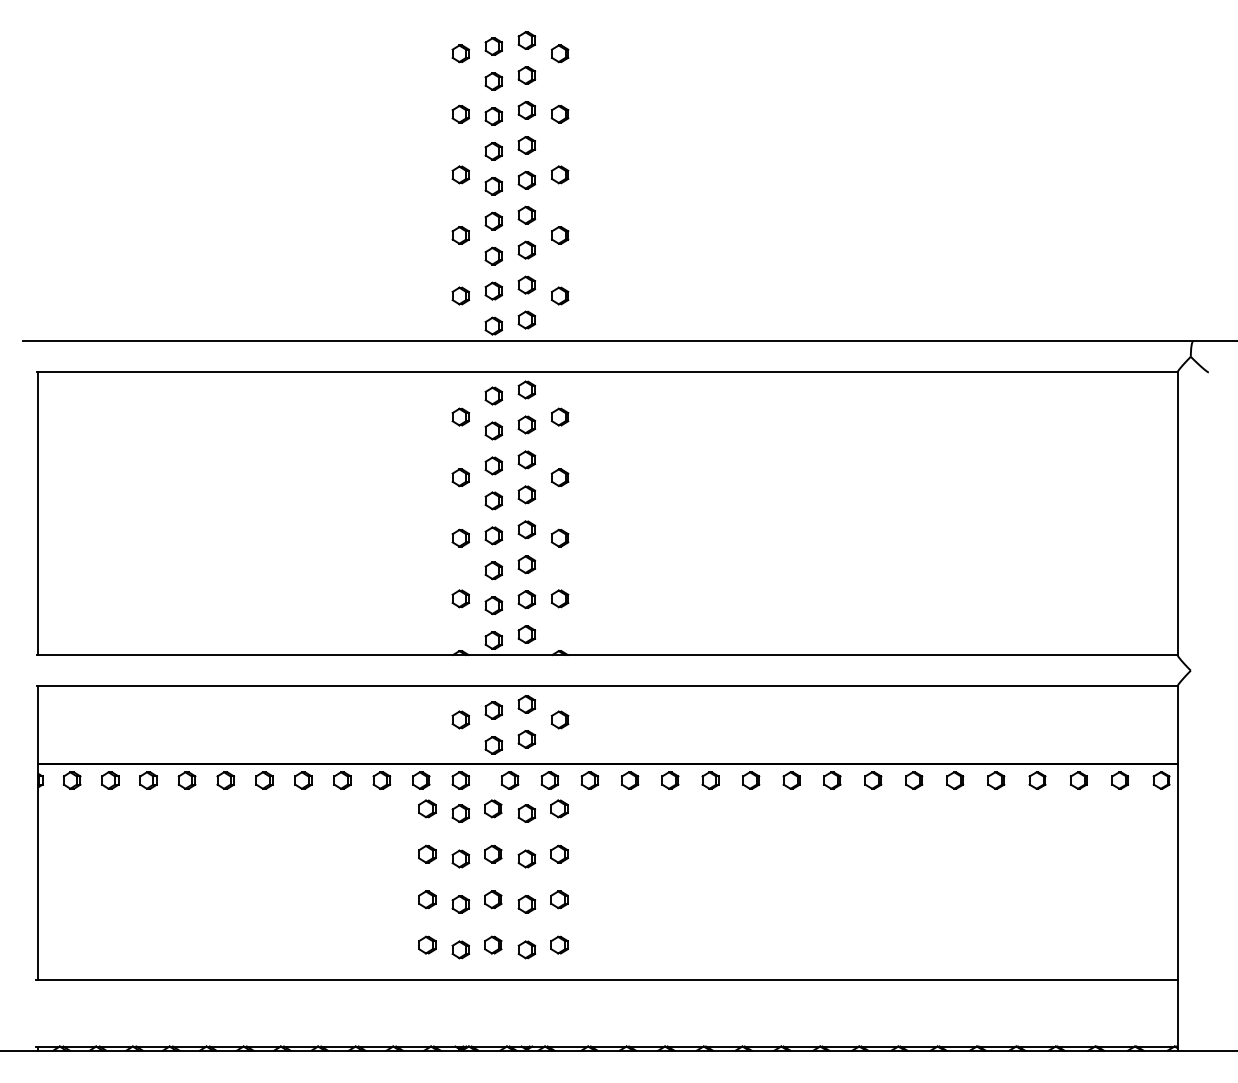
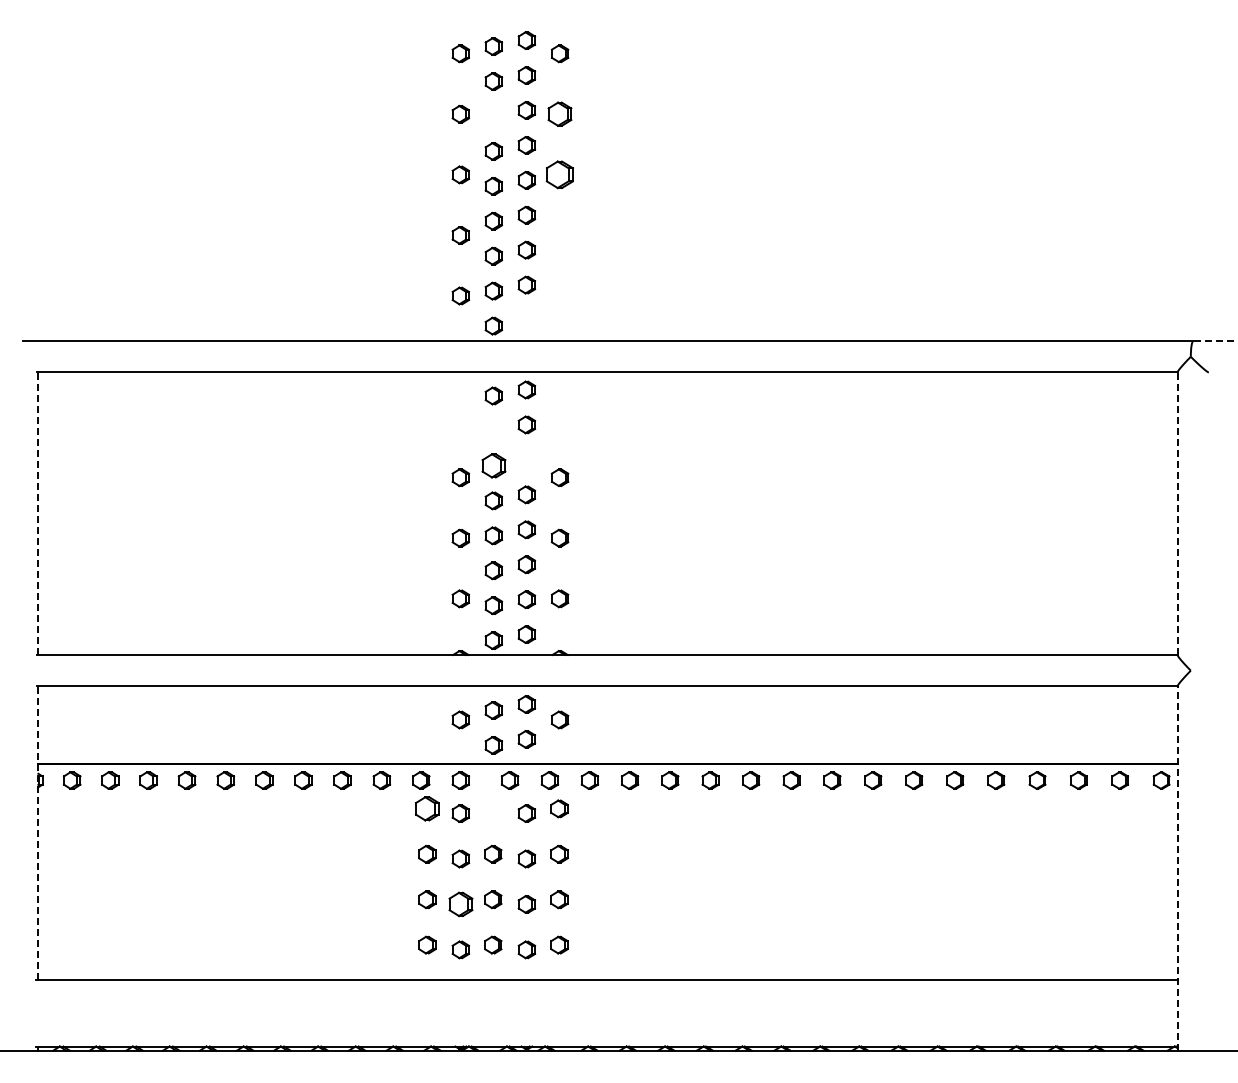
part size: 19x19 px -> 26x26 px (559, 113)
part: present -> none (493, 116)
part size: 19x20 px -> 29x30 px (559, 174)
part: present -> none (560, 235)
part: present -> none (560, 295)
part: present -> none (526, 319)
line: solid -> dashed (1215, 341)
part: present -> none (460, 416)
part: present -> none (560, 416)
part: present -> none (493, 430)
part: present -> none (526, 459)
part size: 19x20 px -> 26x26 px (493, 465)
line: solid -> dashed (38, 513)
line: solid -> dashed (1177, 513)
part size: 19x20 px -> 25x26 px (427, 808)
part: present -> none (493, 808)
line: solid -> dashed (38, 832)
line: solid -> dashed (1177, 867)
part size: 19x19 px -> 26x27 px (460, 904)
